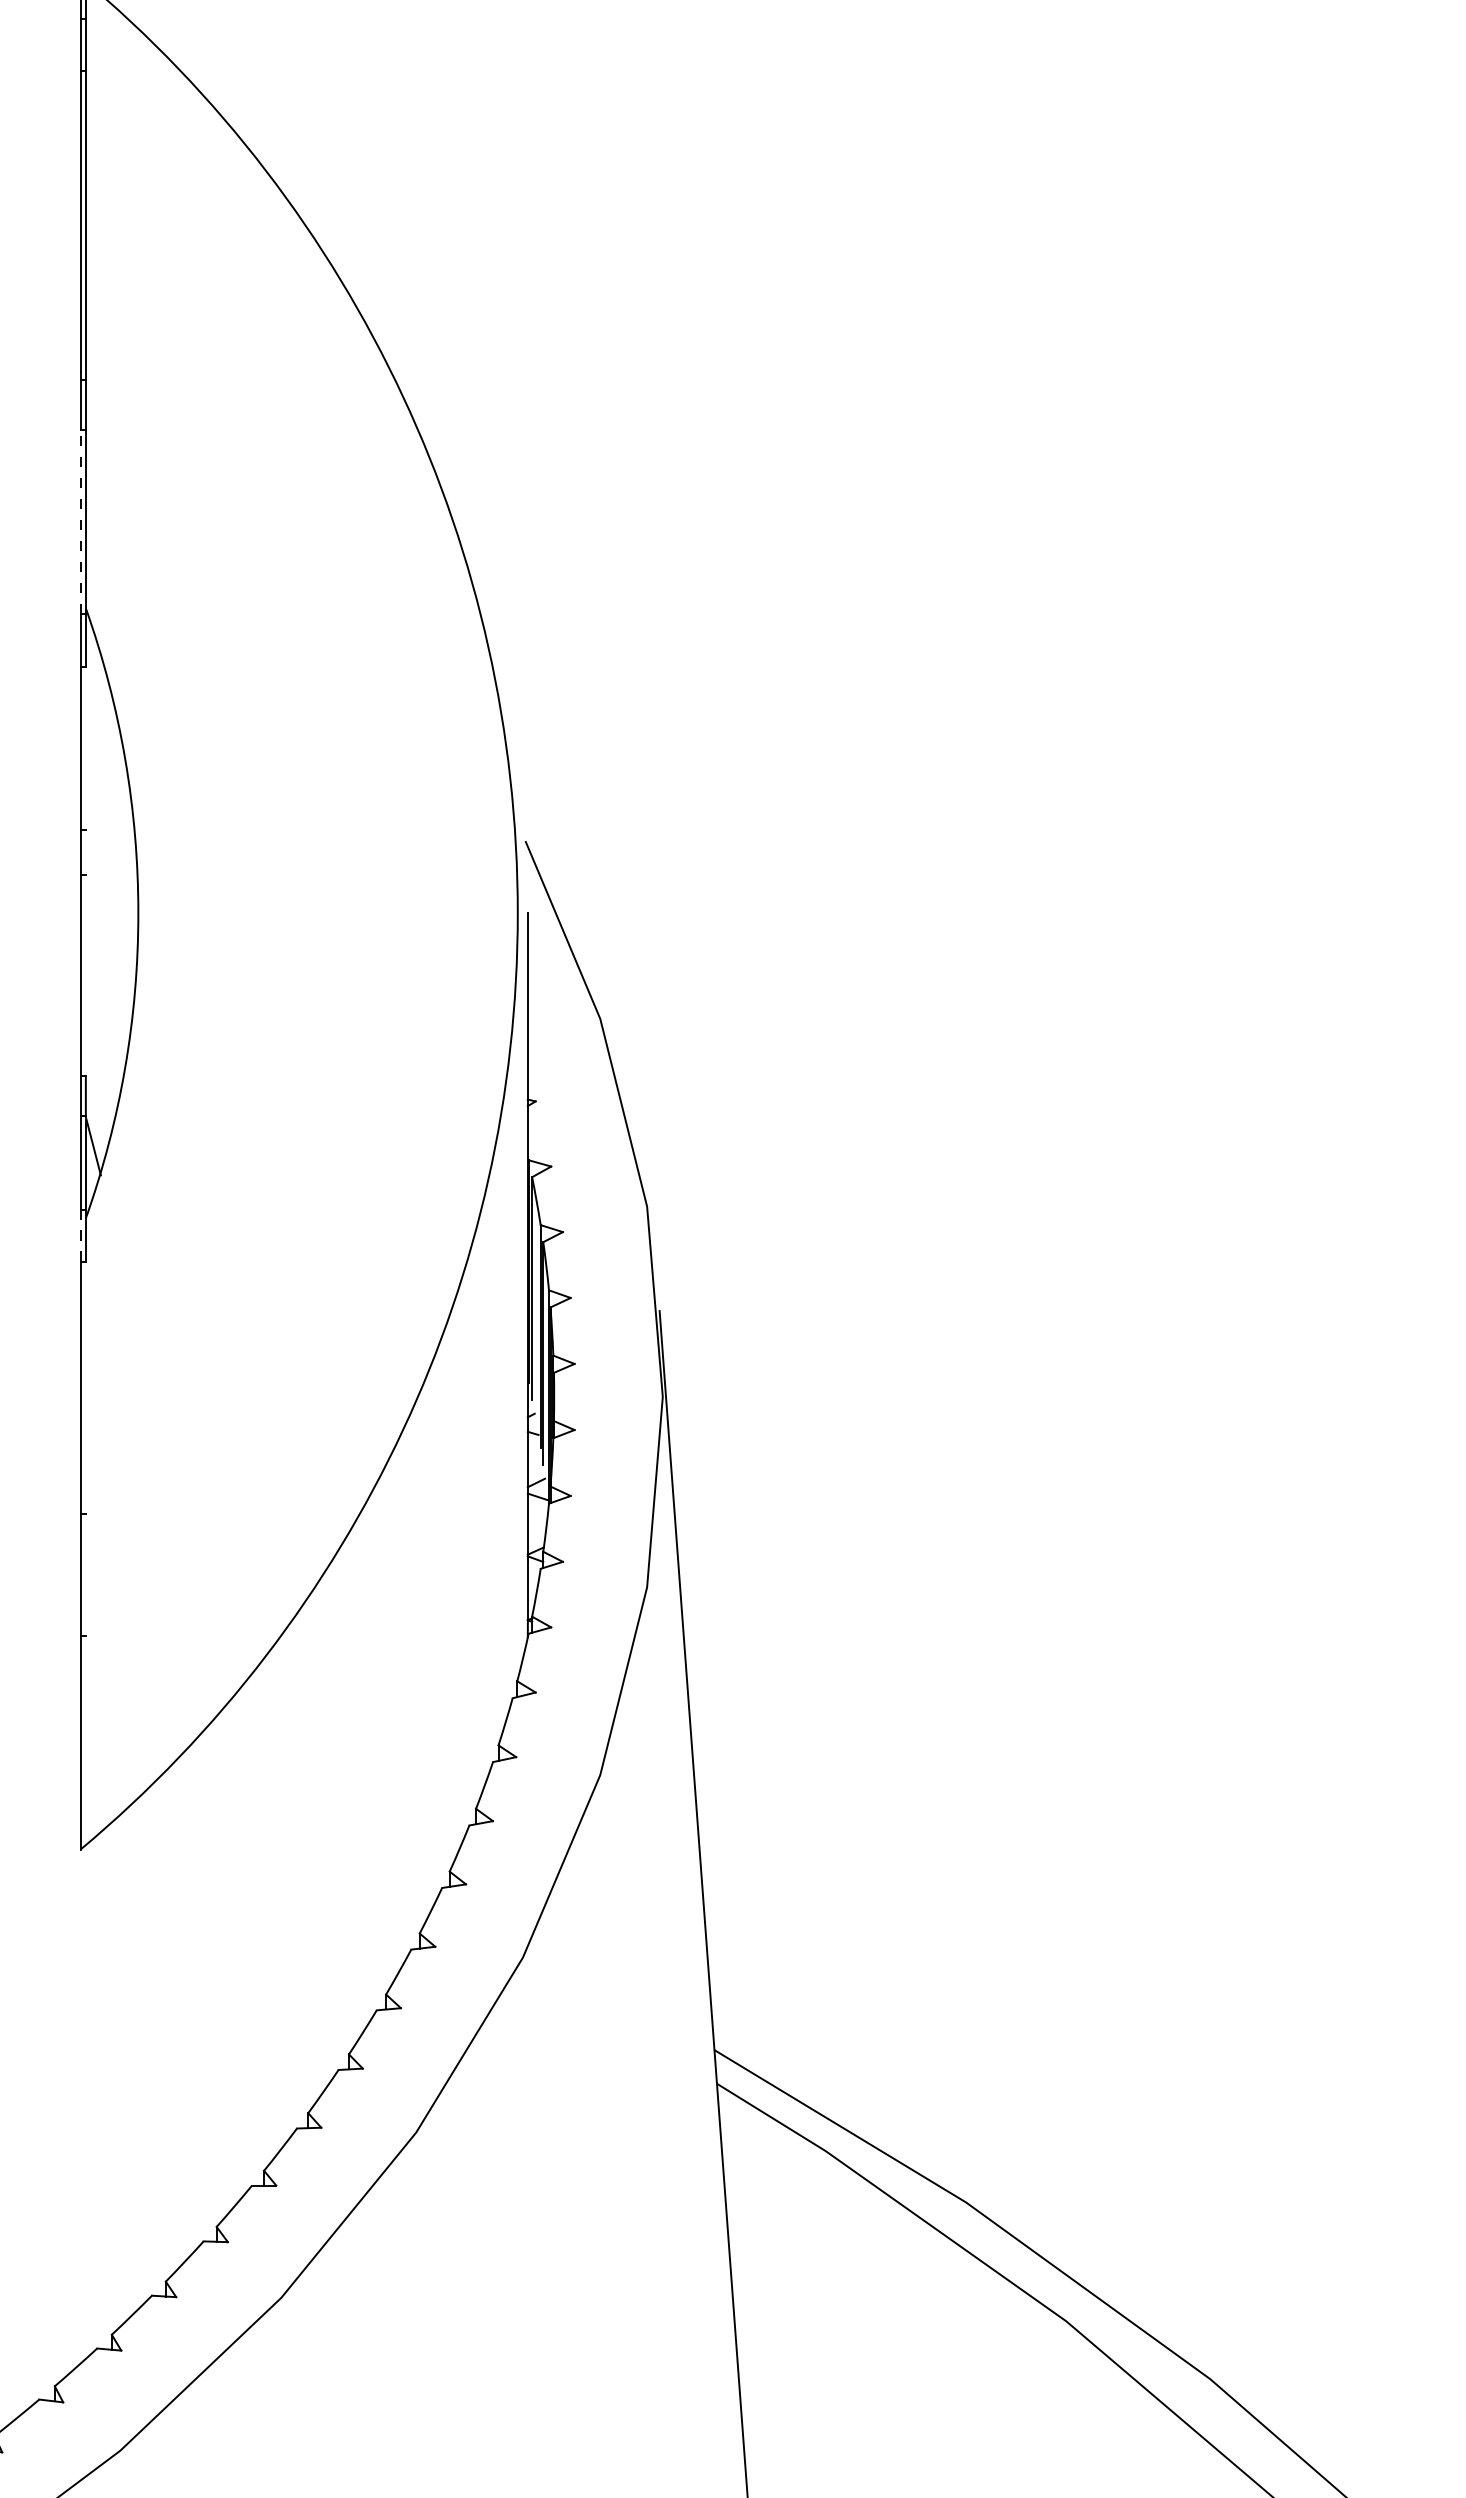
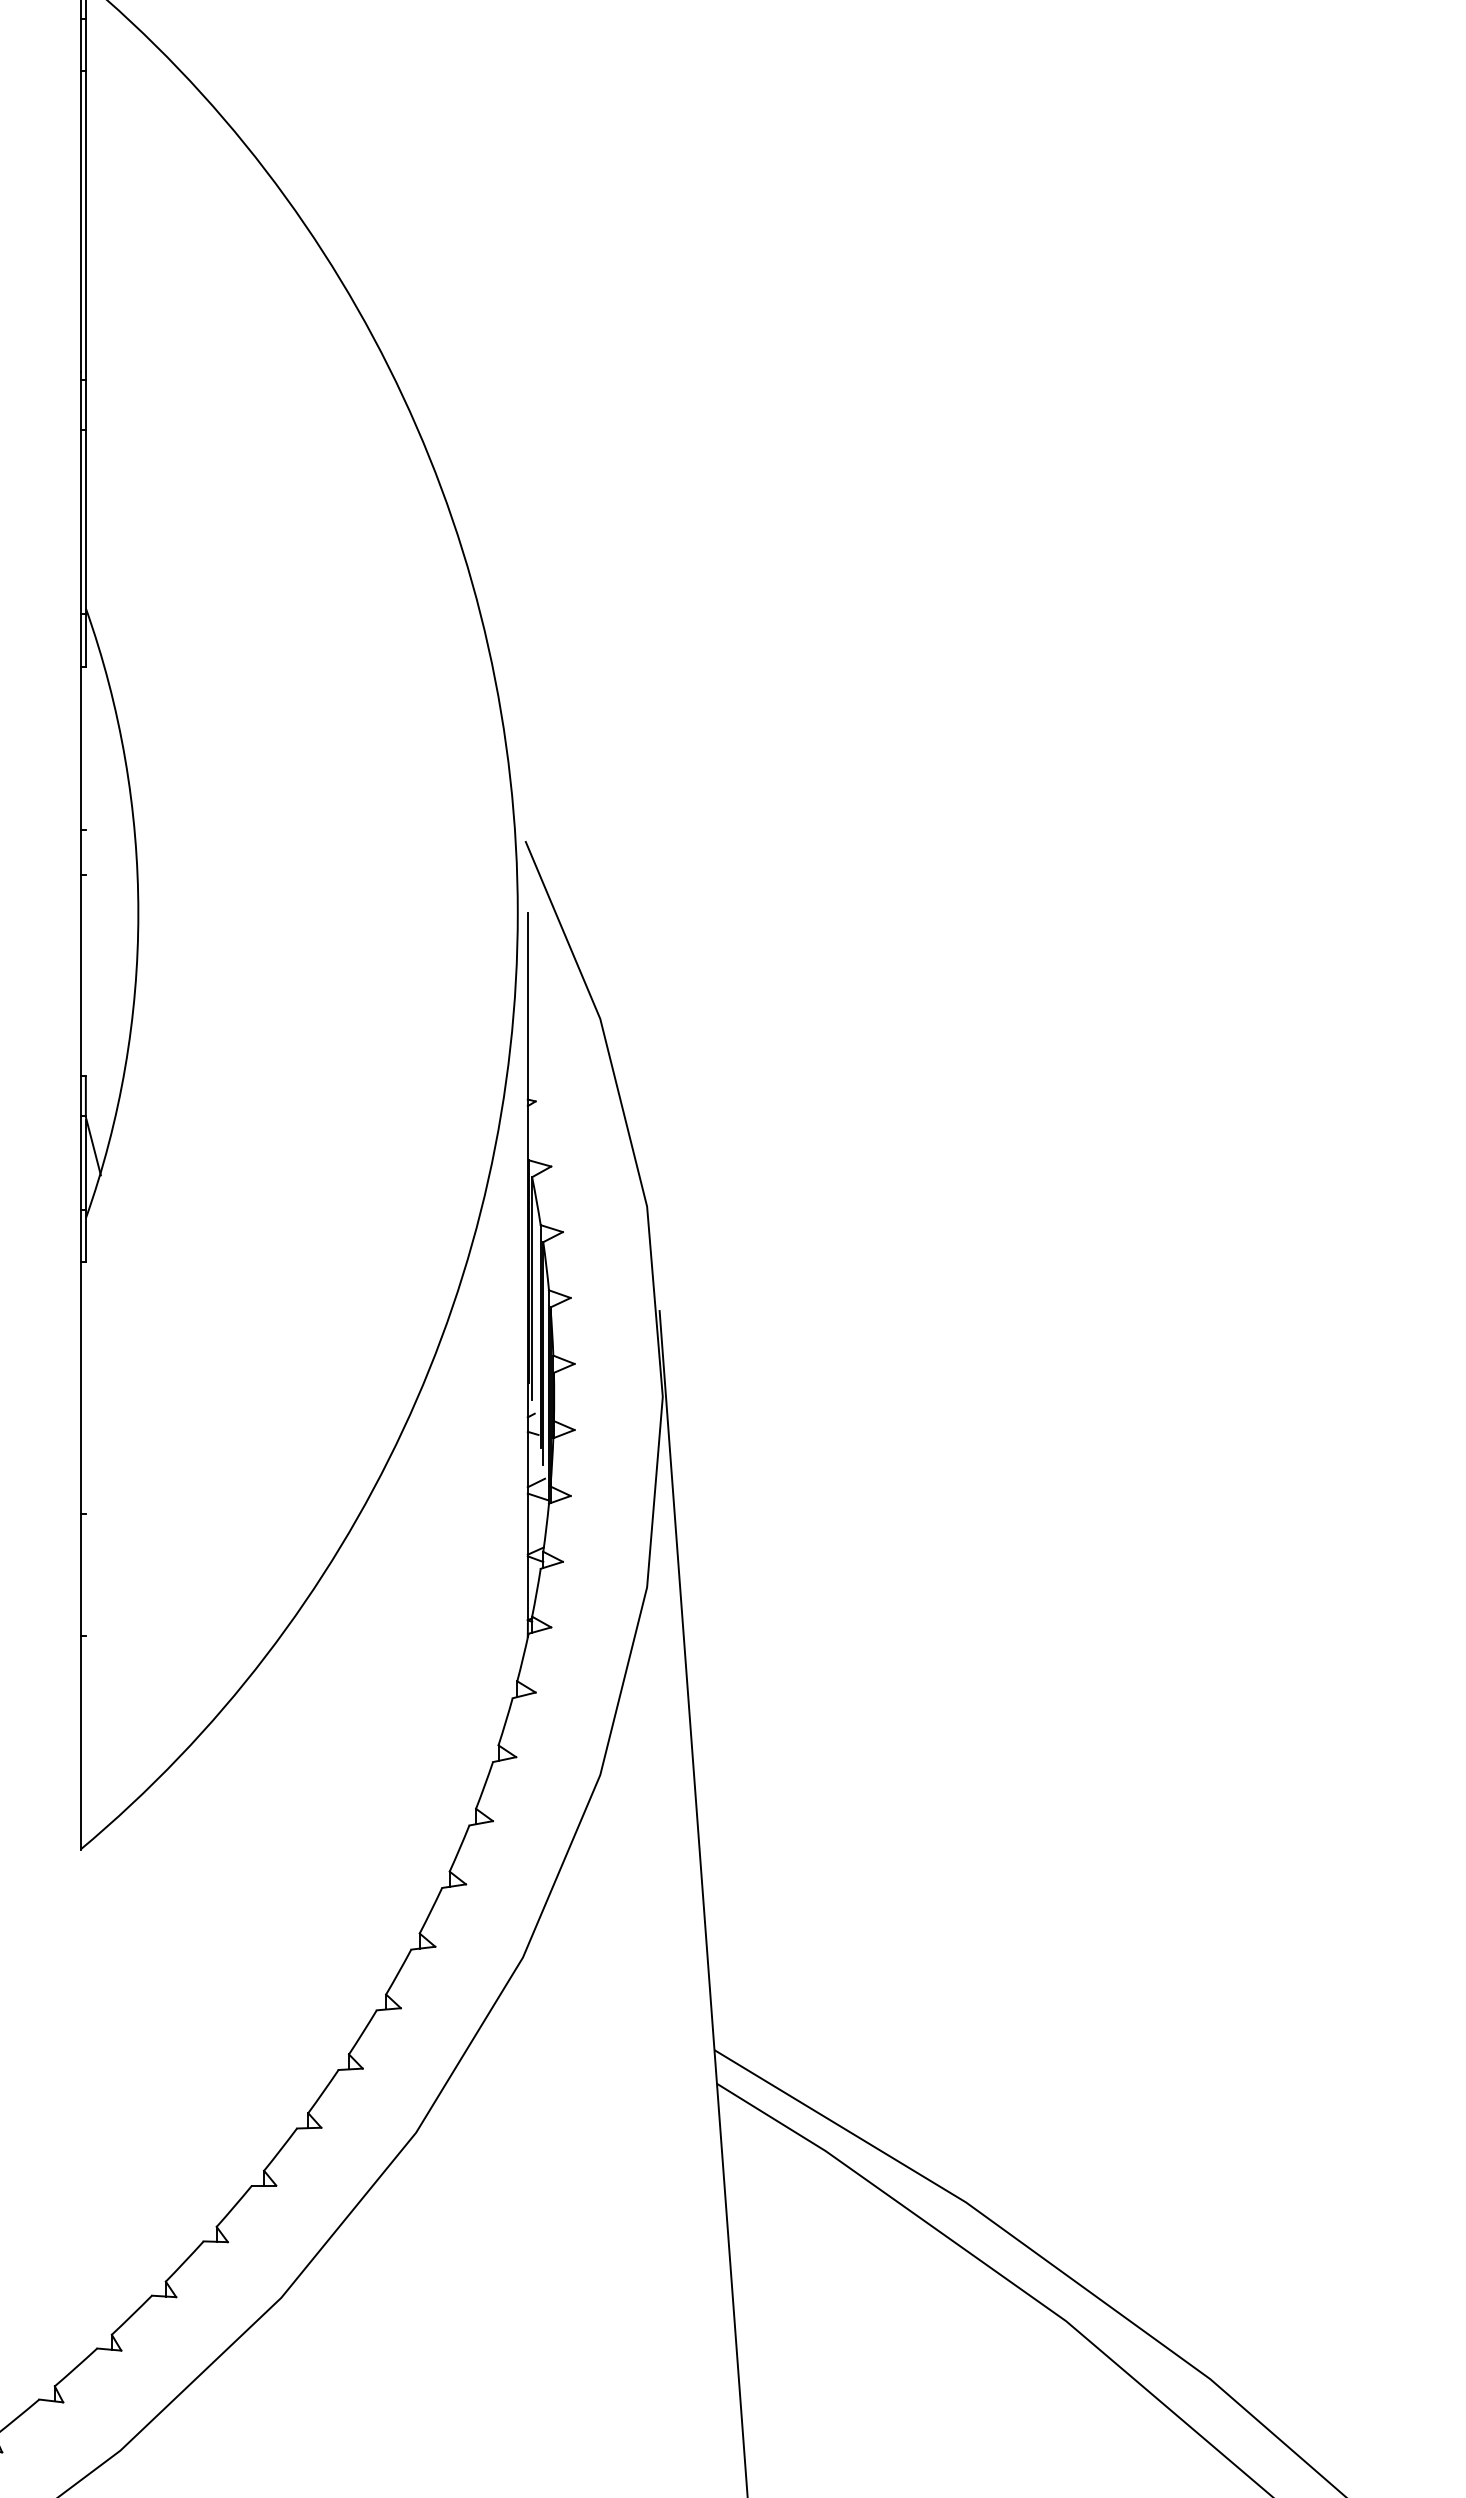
line: dashed -> solid (80, 521)
line: dashed -> solid (80, 1235)
